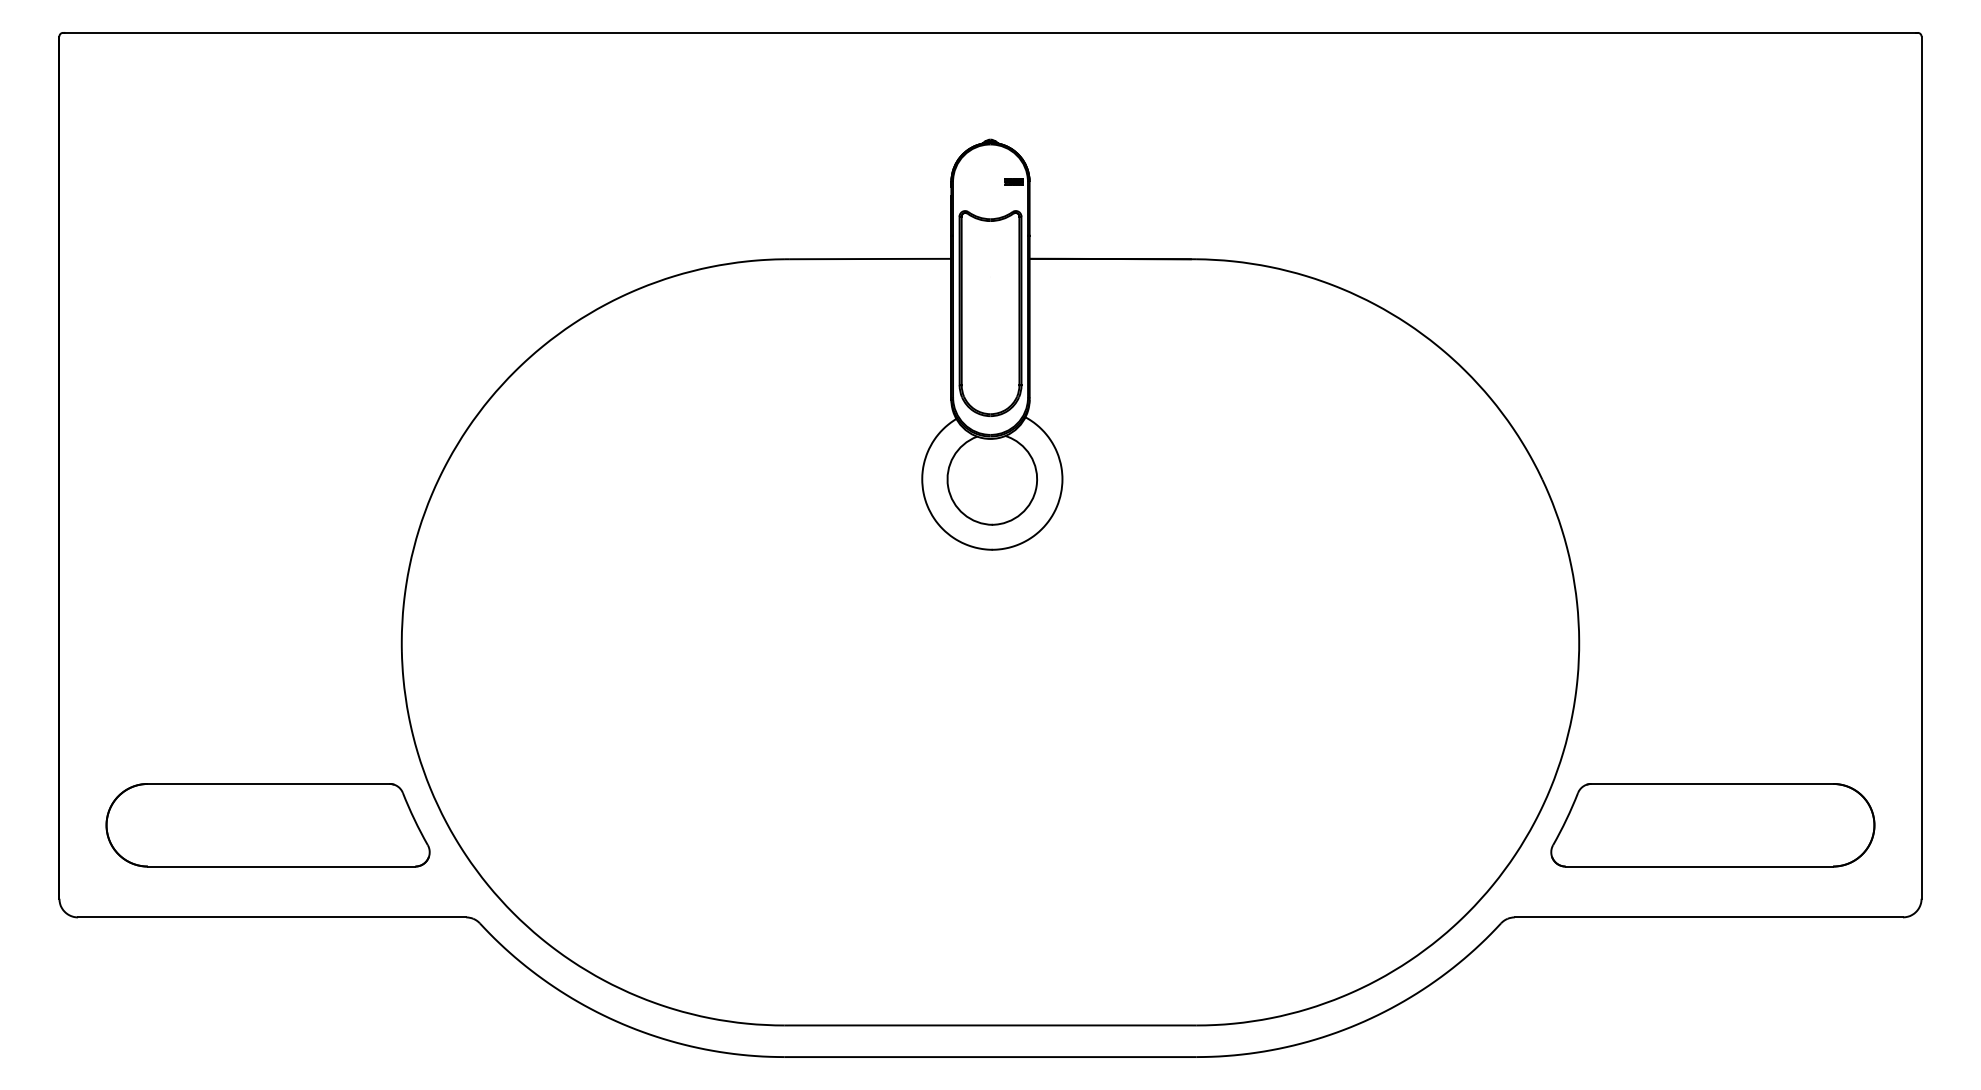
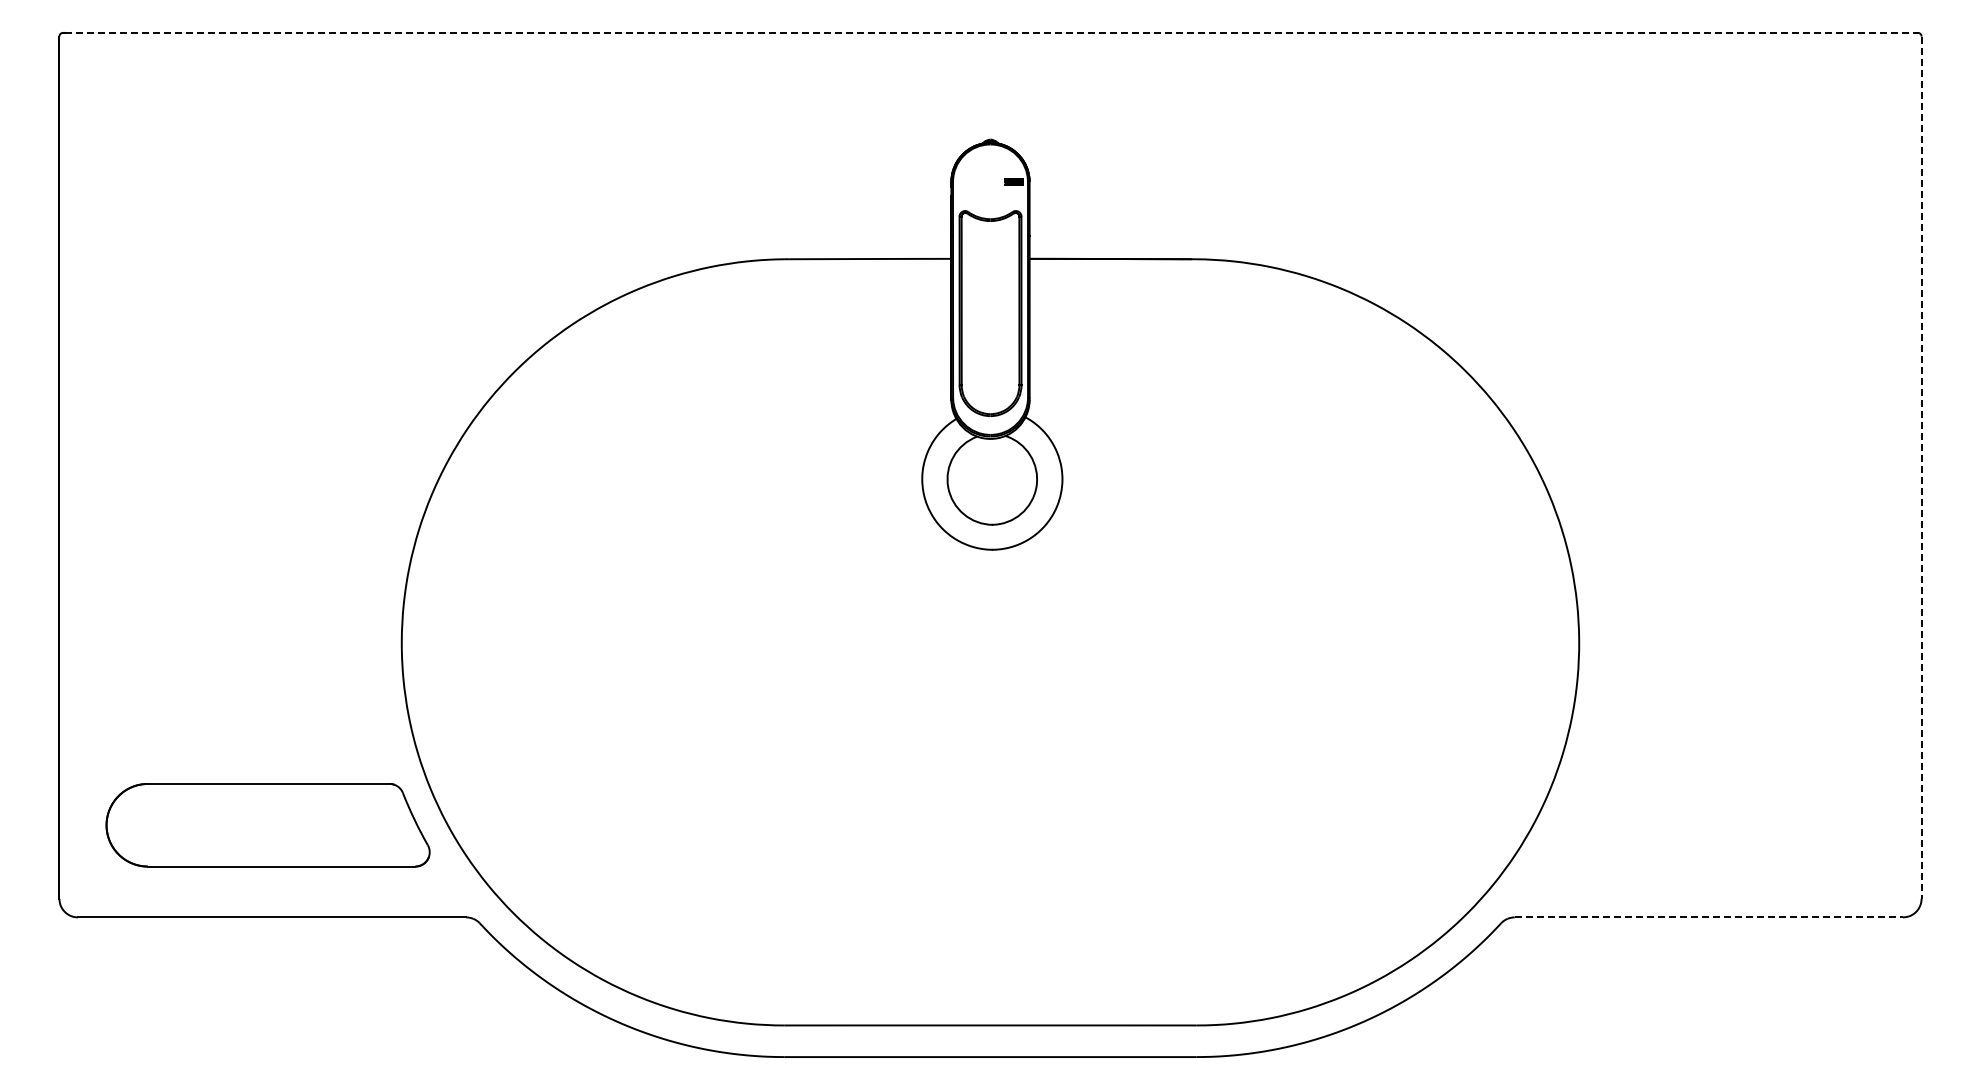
line: solid -> dashed (990, 32)
line: solid -> dashed (1921, 468)
part: present -> none (1712, 825)
line: solid -> dashed (1709, 917)
